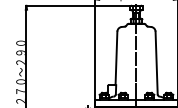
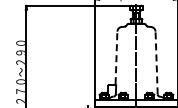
line: solid -> dashed (116, 57)
line: solid -> dashed (156, 62)
